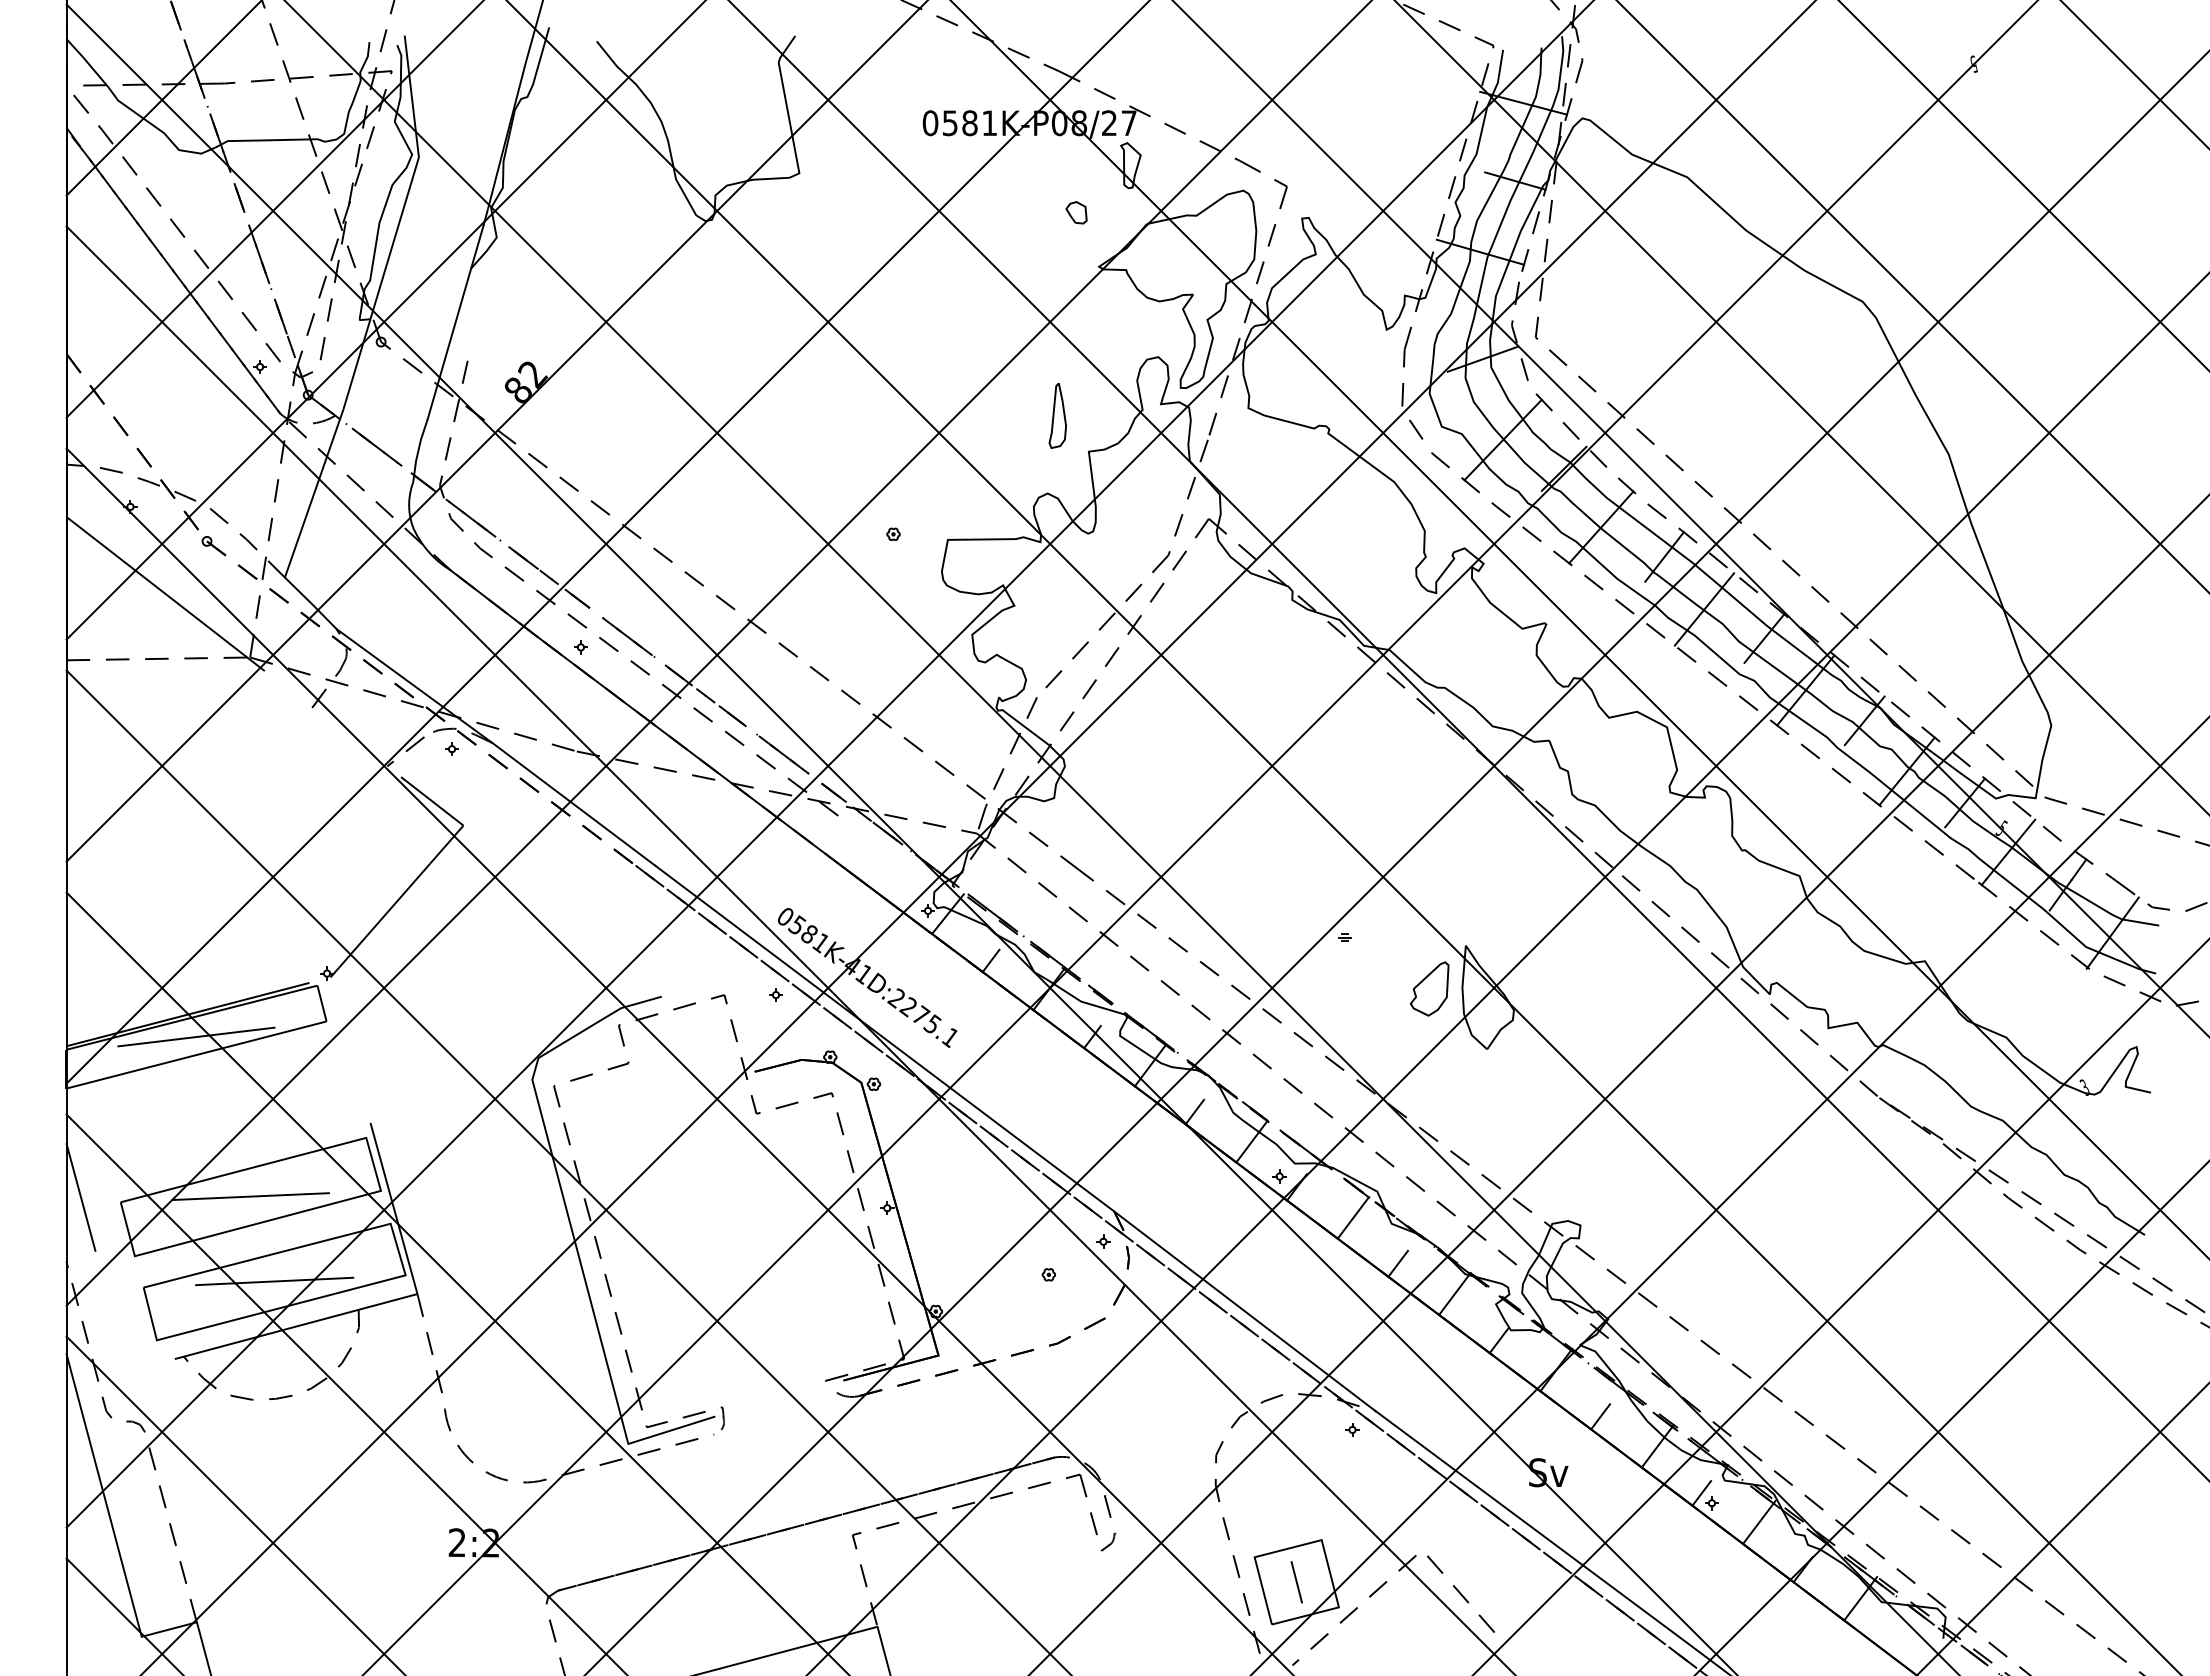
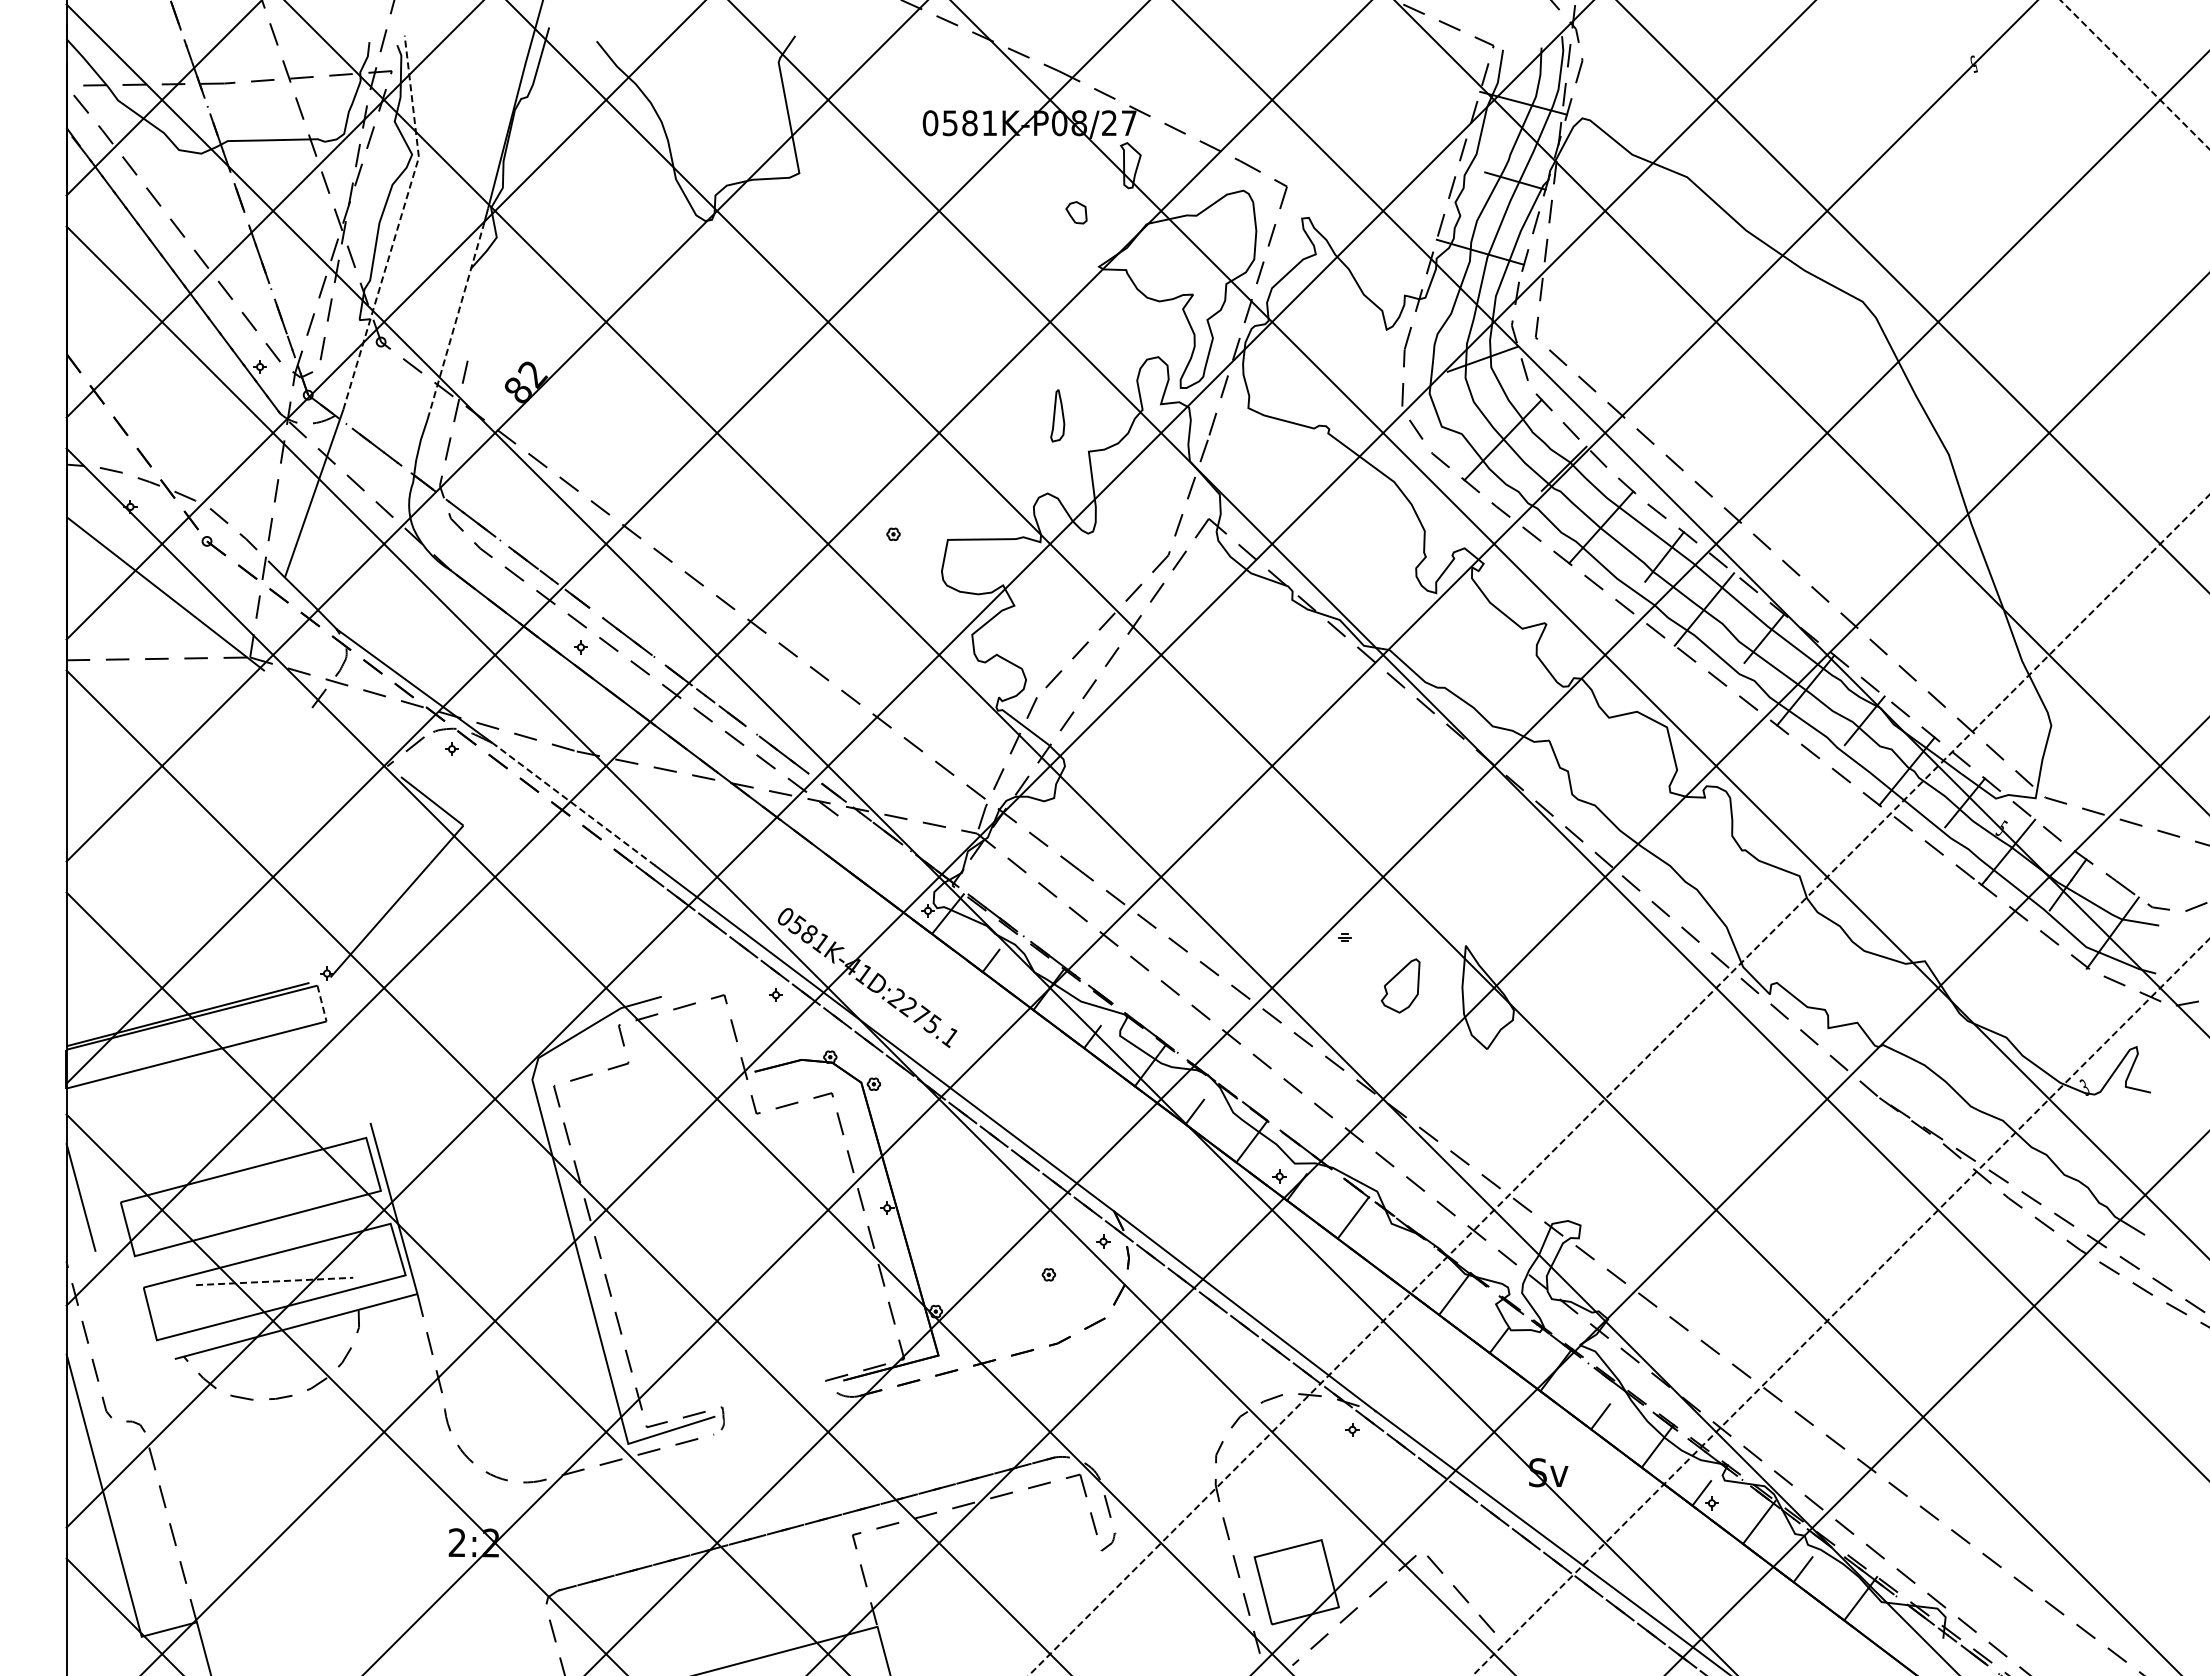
line: solid -> dashed (2134, 74)
line: present -> none (2023, 185)
line: solid -> dashed (398, 224)
line: solid -> dashed (455, 322)
part size: 19x67 px -> 16x54 px (1057, 415)
line: solid -> dashed (574, 804)
part position: (1429, 988) -> (1400, 985) (1400, 985)
line: solid -> dashed (322, 1004)
line: present -> none (196, 1036)
line: solid -> dashed (1619, 1085)
line: present -> none (250, 1196)
line: present -> none (1397, 1263)
line: solid -> dashed (274, 1281)
line: solid -> dashed (1841, 1306)
line position: (1951, 1417) -> (1936, 1402) (1936, 1402)
line: present -> none (234, 1504)
line: present -> none (2062, 1529)
line: present -> none (1296, 1582)
